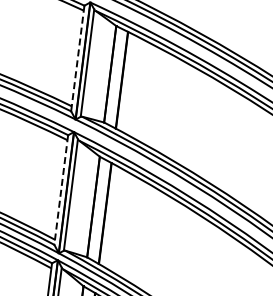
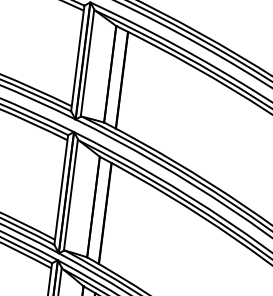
line: dashed -> solid (77, 59)
line: dashed -> solid (61, 190)
